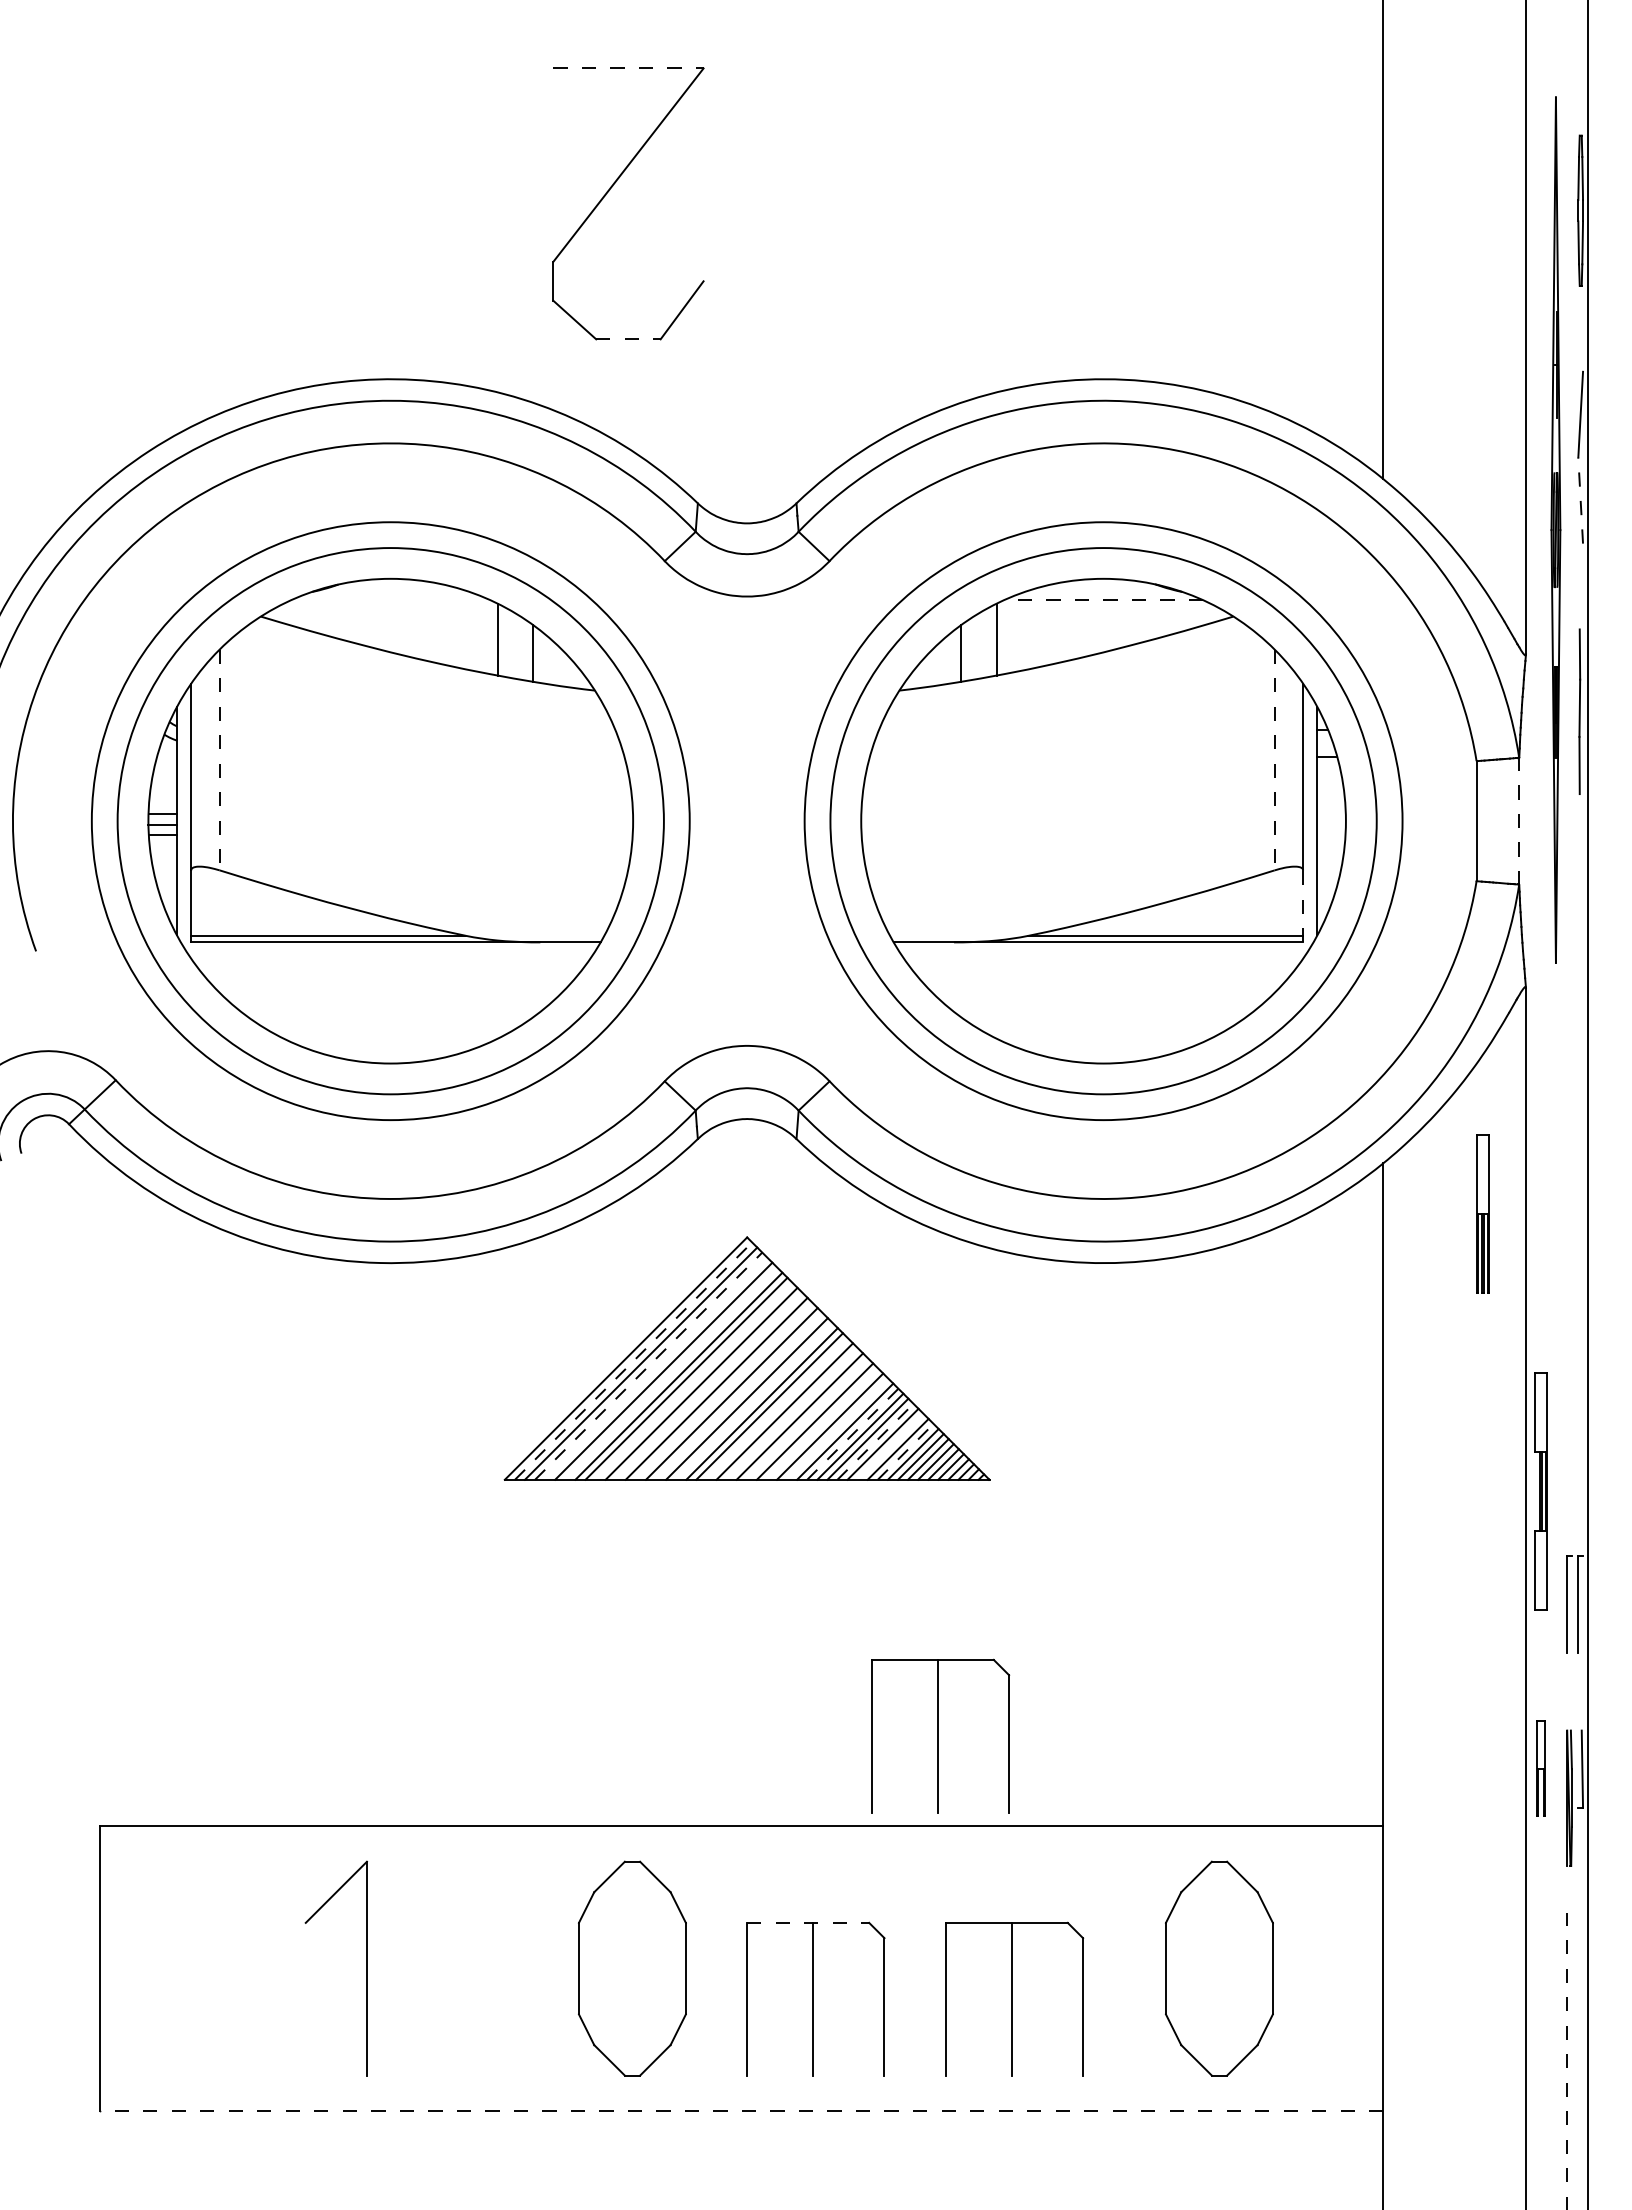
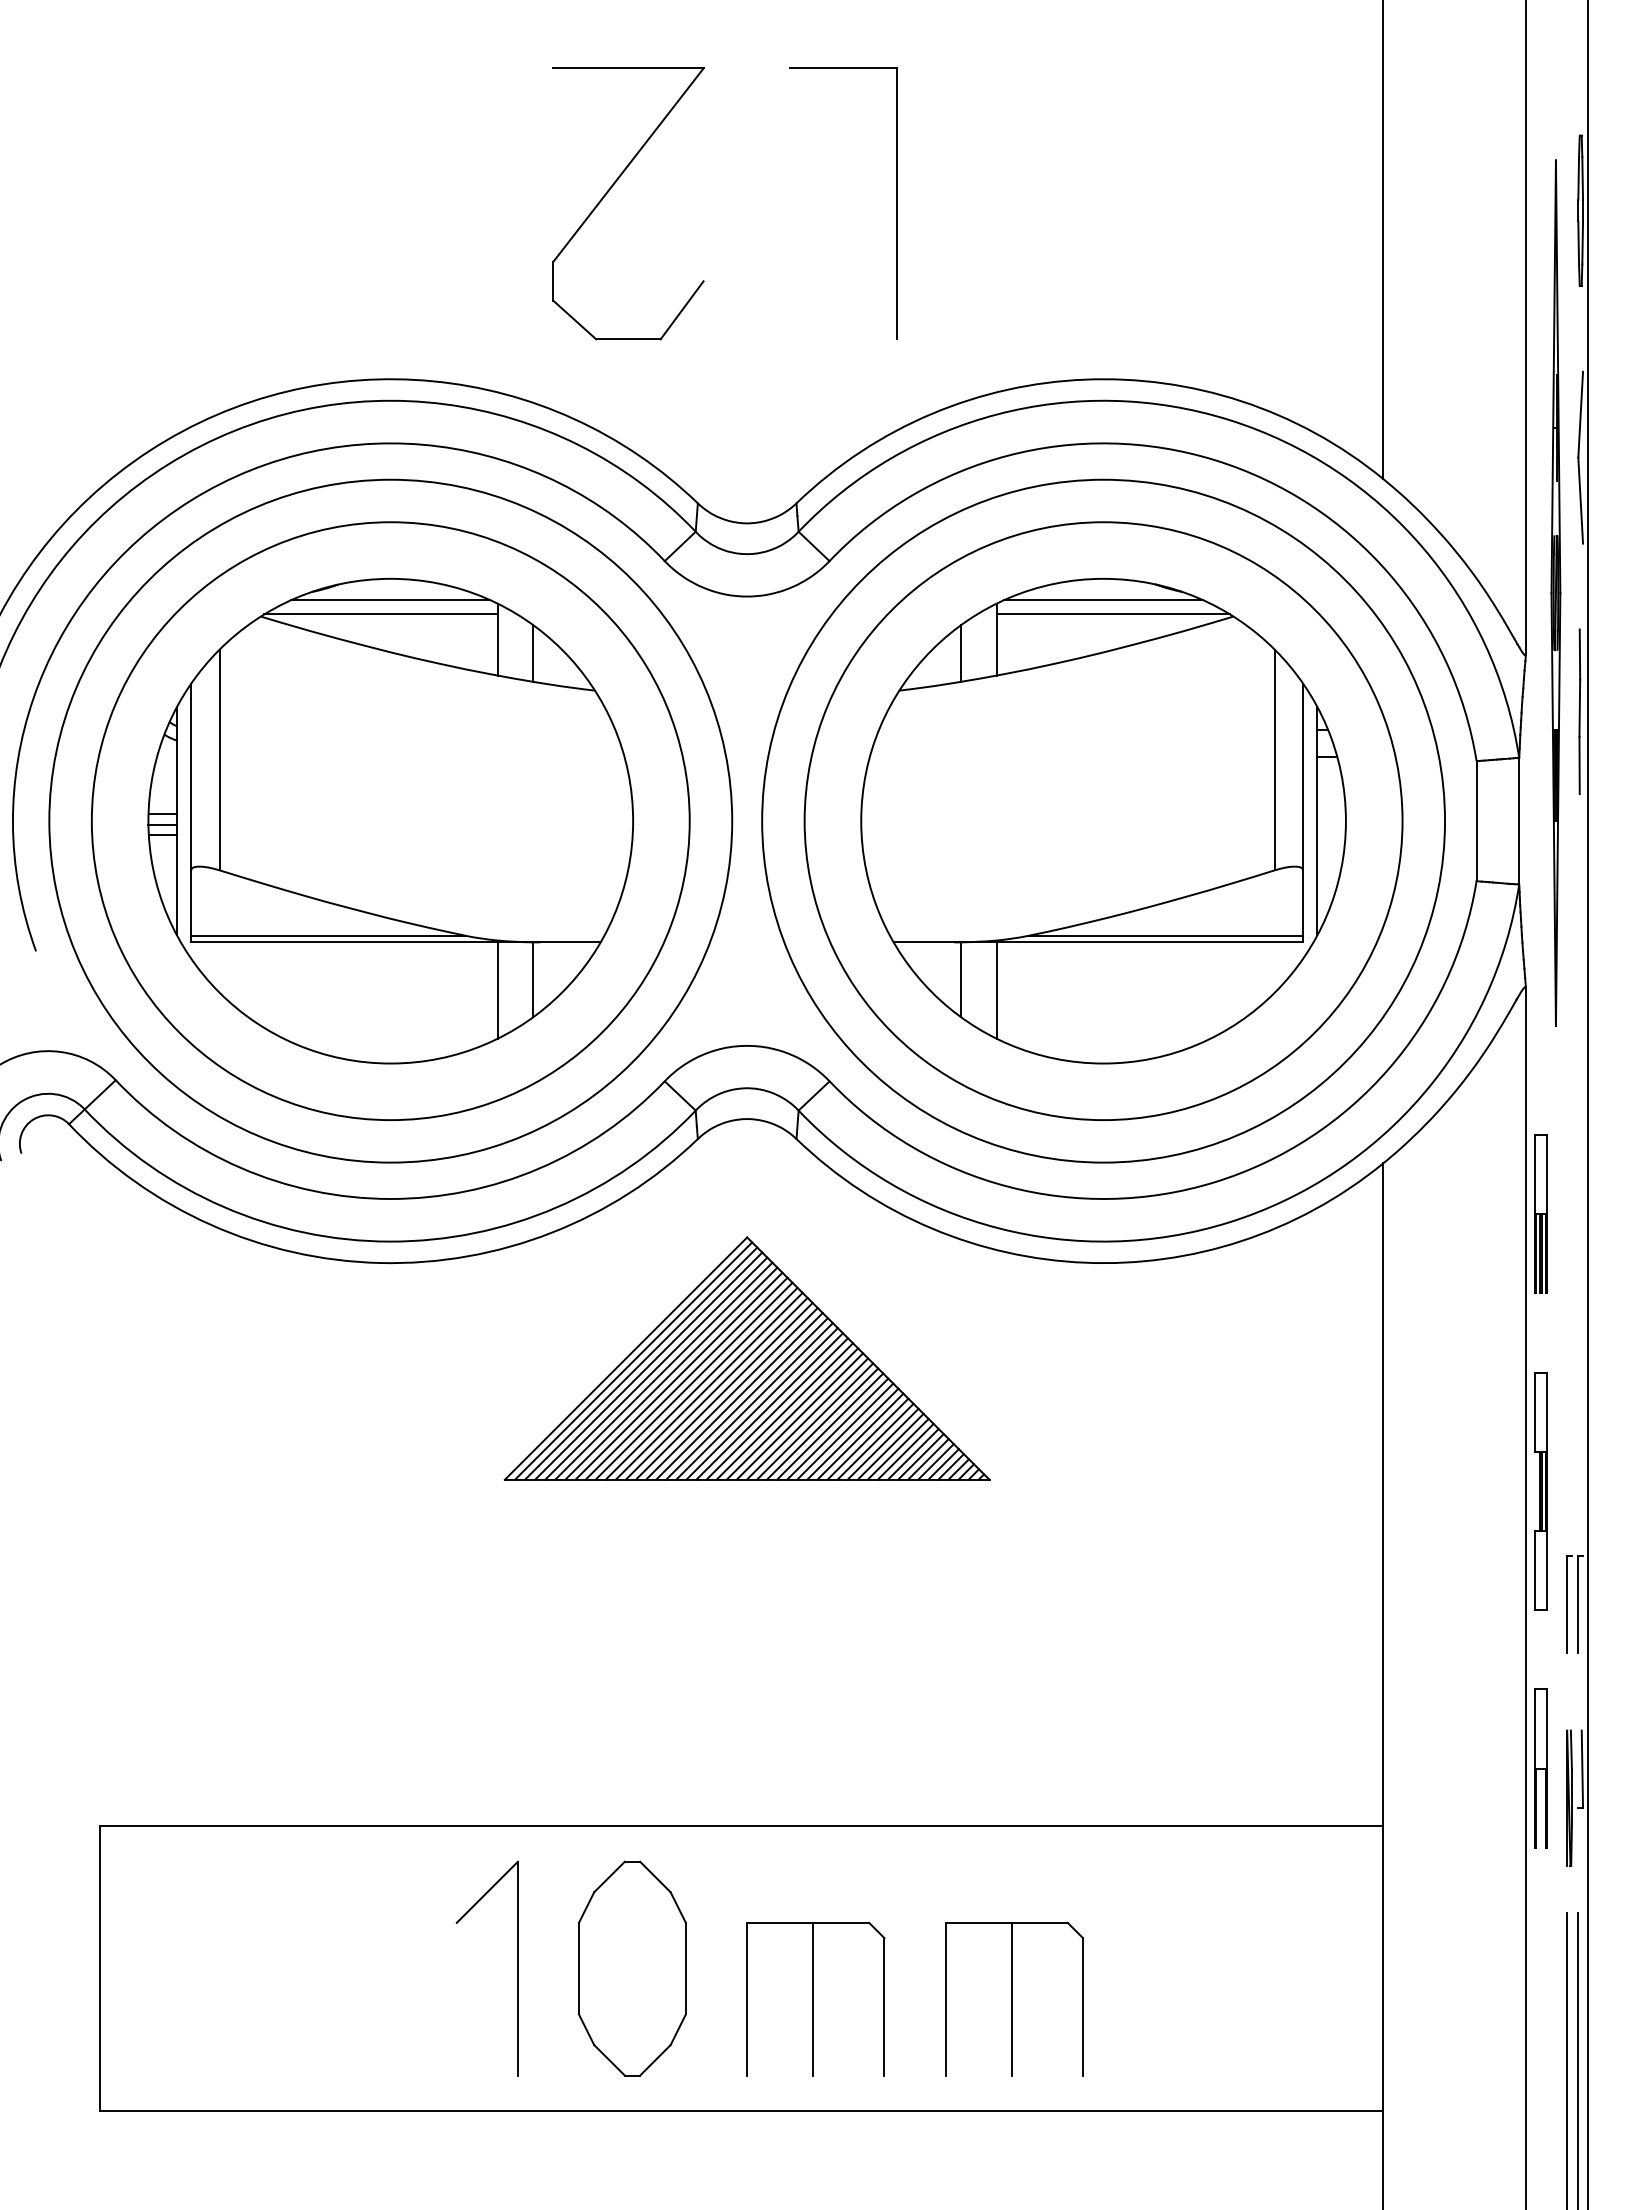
line: dashed -> solid (628, 68)
part: none -> present (896, 203)
line: dashed -> solid (628, 339)
line: dashed -> solid (1580, 500)
part position: (1555, 529) -> (1555, 592) (1555, 592)
line: none -> present (390, 600)
line: dashed -> solid (1103, 600)
line: none -> present (380, 614)
line: none -> present (1113, 614)
line: dashed -> solid (219, 760)
line: dashed -> solid (1274, 760)
line: dashed -> solid (1519, 820)
circle diameter: 546 px -> 683 px (390, 820)
circle diameter: 546 px -> 683 px (1103, 820)
line: dashed -> solid (1303, 906)
line: none -> present (533, 979)
line: none -> present (961, 979)
line: none -> present (497, 990)
line: none -> present (996, 990)
part position: (1482, 1213) -> (1540, 1213) (1540, 1213)
line: dashed -> solid (633, 1361)
line: dashed -> solid (648, 1366)
line: none -> present (656, 1368)
line: none -> present (671, 1373)
line: none -> present (693, 1380)
line: none -> present (708, 1385)
line: none -> present (723, 1391)
line: none -> present (739, 1396)
line: none -> present (754, 1401)
line: none -> present (776, 1408)
line: none -> present (792, 1413)
line: none -> present (807, 1418)
line: none -> present (822, 1423)
line: none -> present (837, 1428)
line: dashed -> solid (853, 1433)
line: dashed -> solid (875, 1441)
line: none -> present (890, 1446)
line: dashed -> solid (905, 1451)
part: present -> none (940, 1735)
part size: 10x97 px -> 14x161 px (1540, 1768)
line: dashed -> solid (808, 1922)
part position: (366, 1968) -> (517, 1968) (517, 1968)
part: present -> none (1219, 1968)
line: none -> present (1578, 2059)
line: dashed -> solid (1567, 2060)
line: dashed -> solid (741, 2111)
